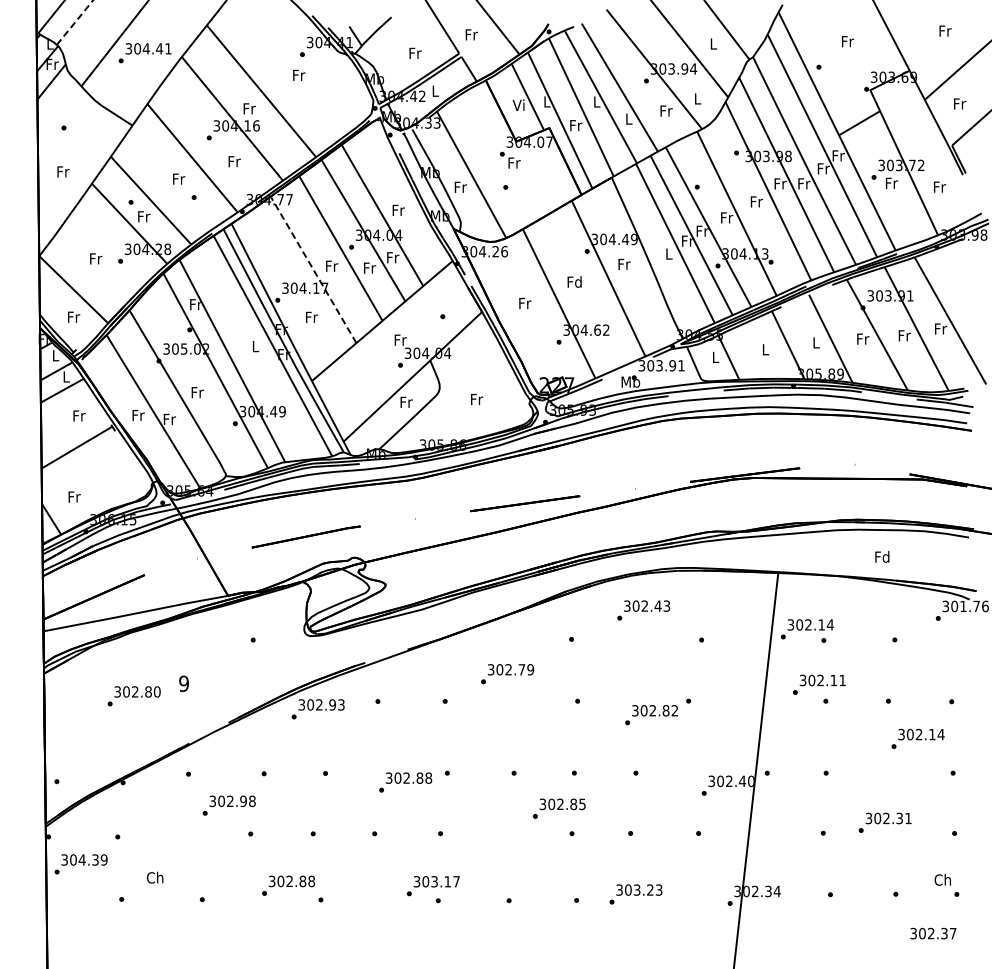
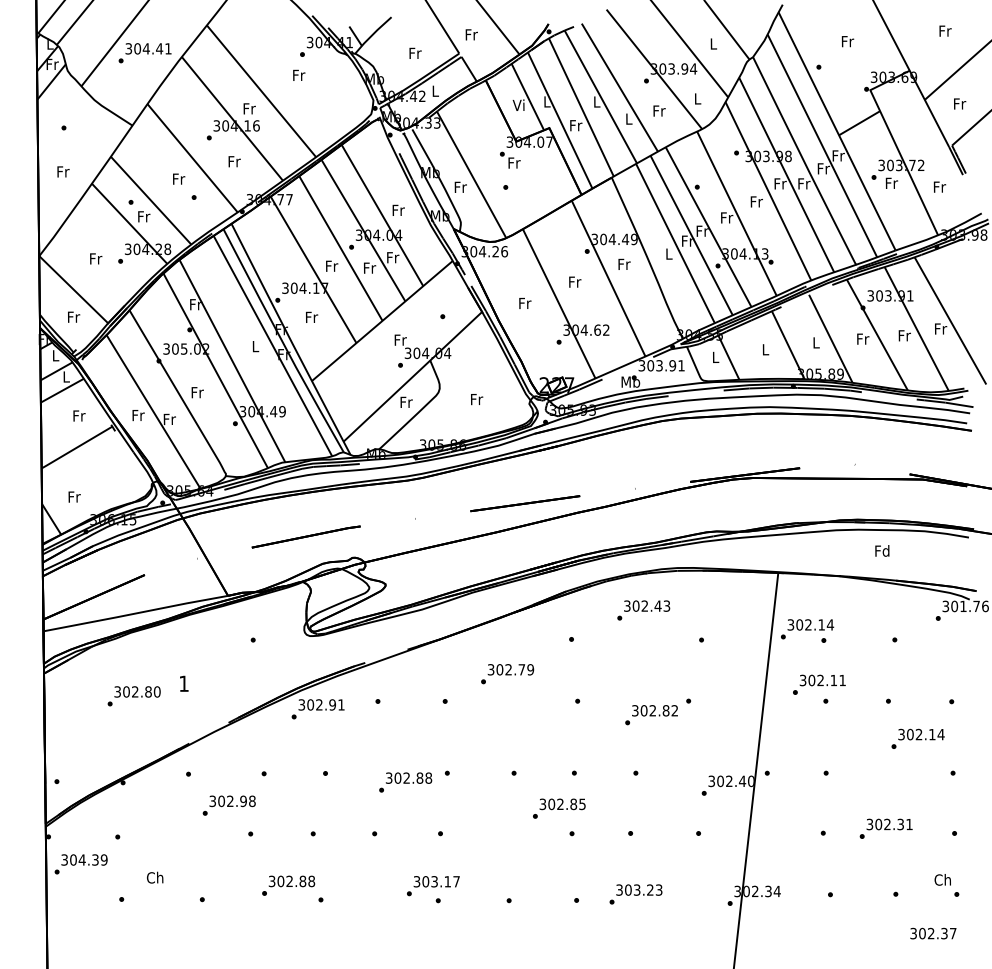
line: dashed -> solid (75, 22)
text position: (666, 110) -> (659, 110) (659, 110)
line: dashed -> solid (313, 269)
text: Fd -> Fr (574, 281)
text position: (882, 556) -> (882, 550) (882, 550)
text: 9 -> 1 (183, 683)
text: 302.93 -> 302.91 (341, 704)
text position: (884, 822) -> (885, 828) (885, 828)
